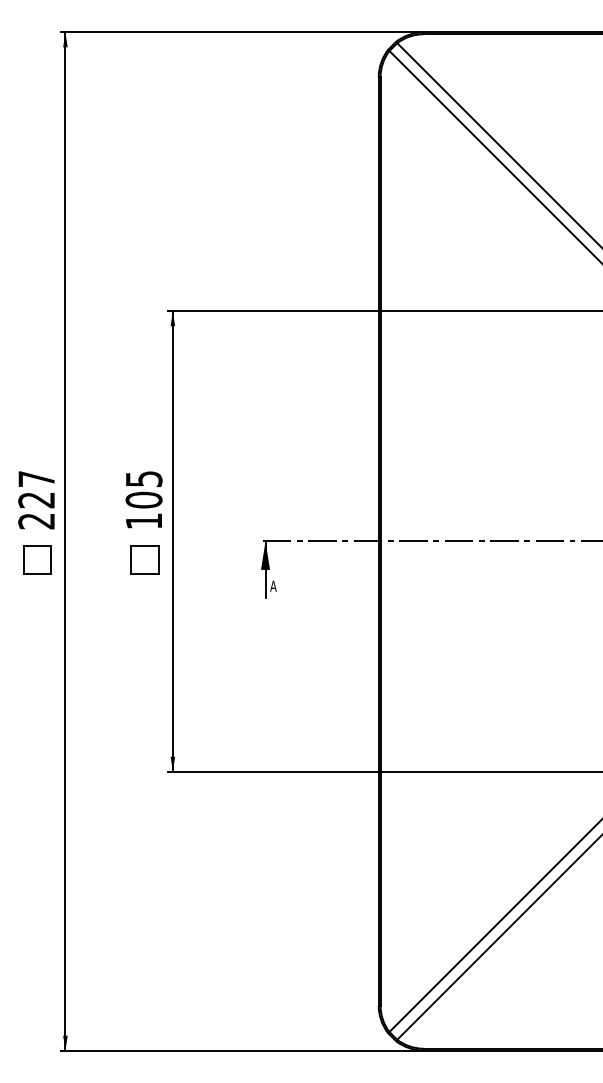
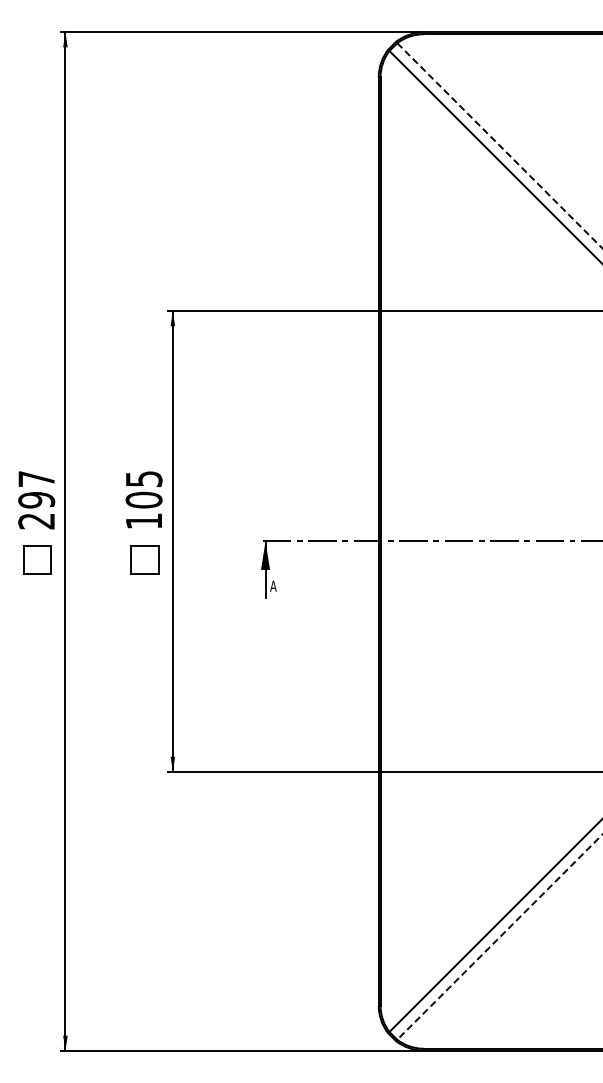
line: solid -> dashed (500, 146)
text: 227 -> 297 (36, 500)
line: solid -> dashed (499, 937)
